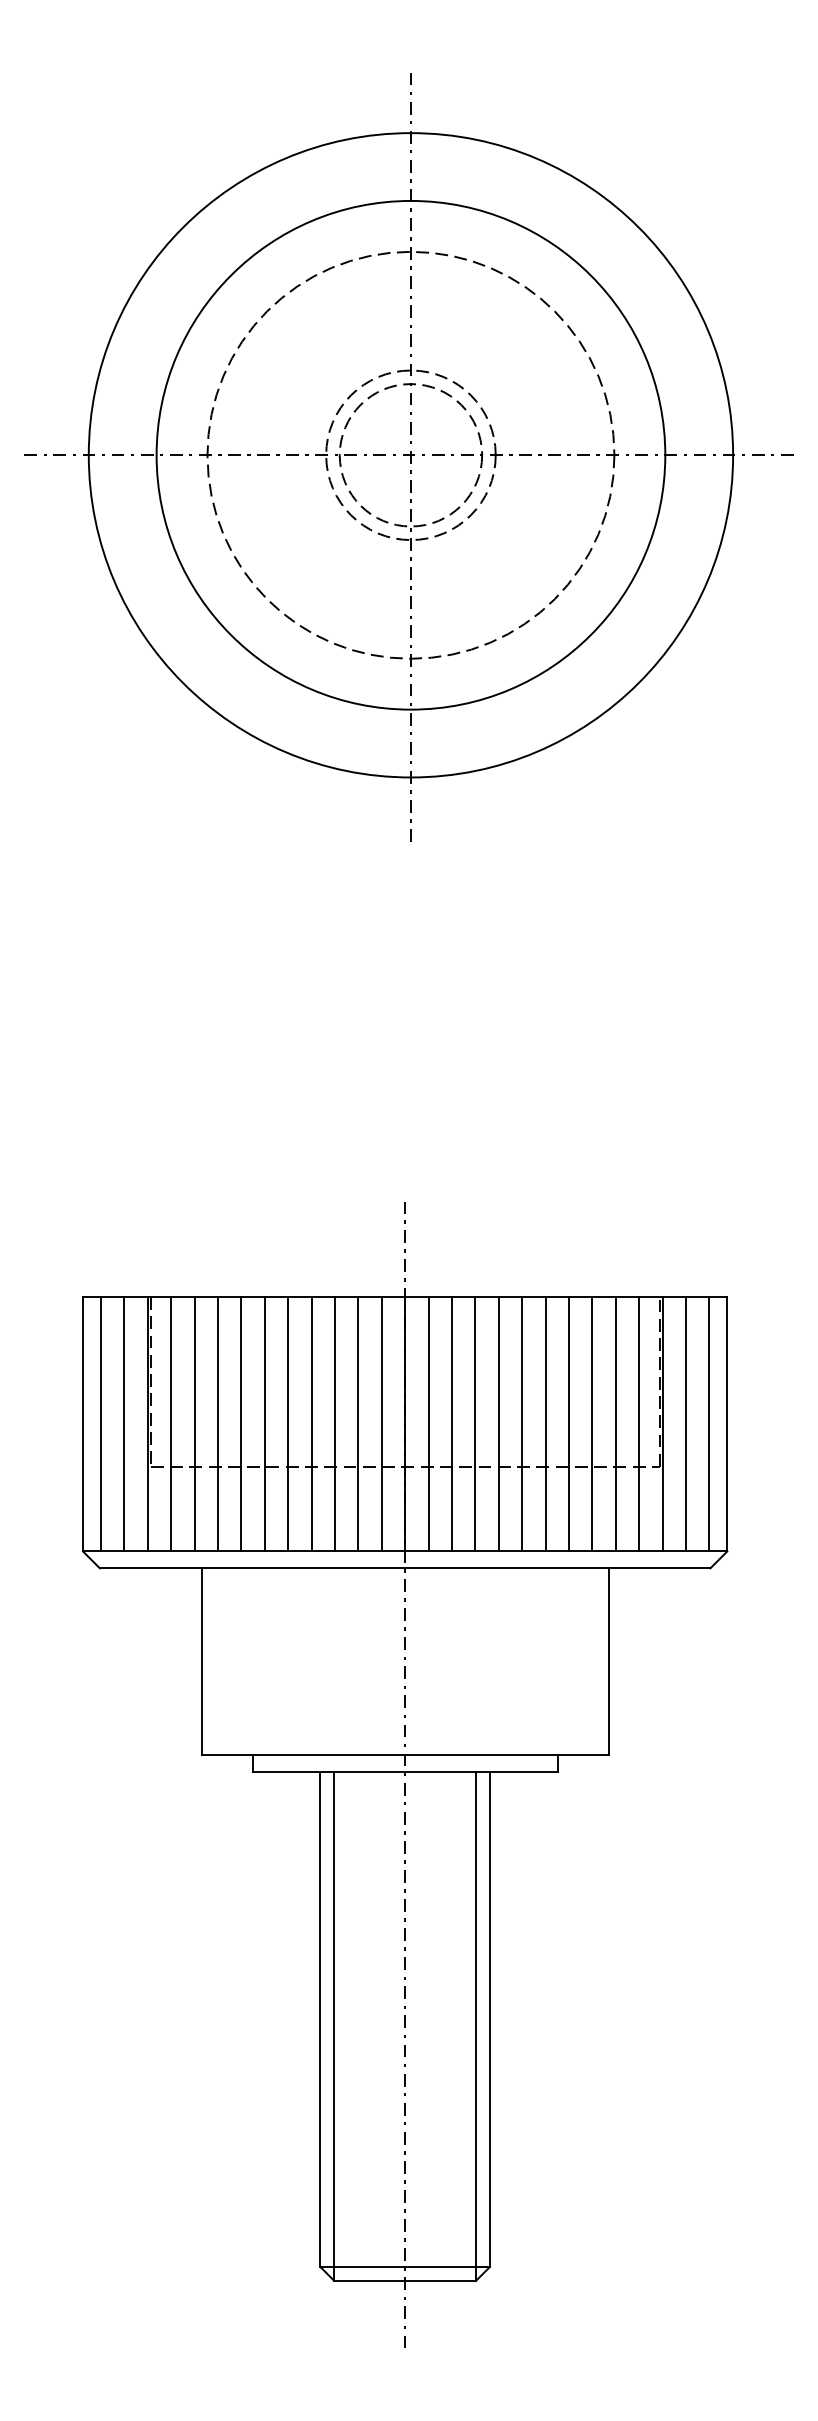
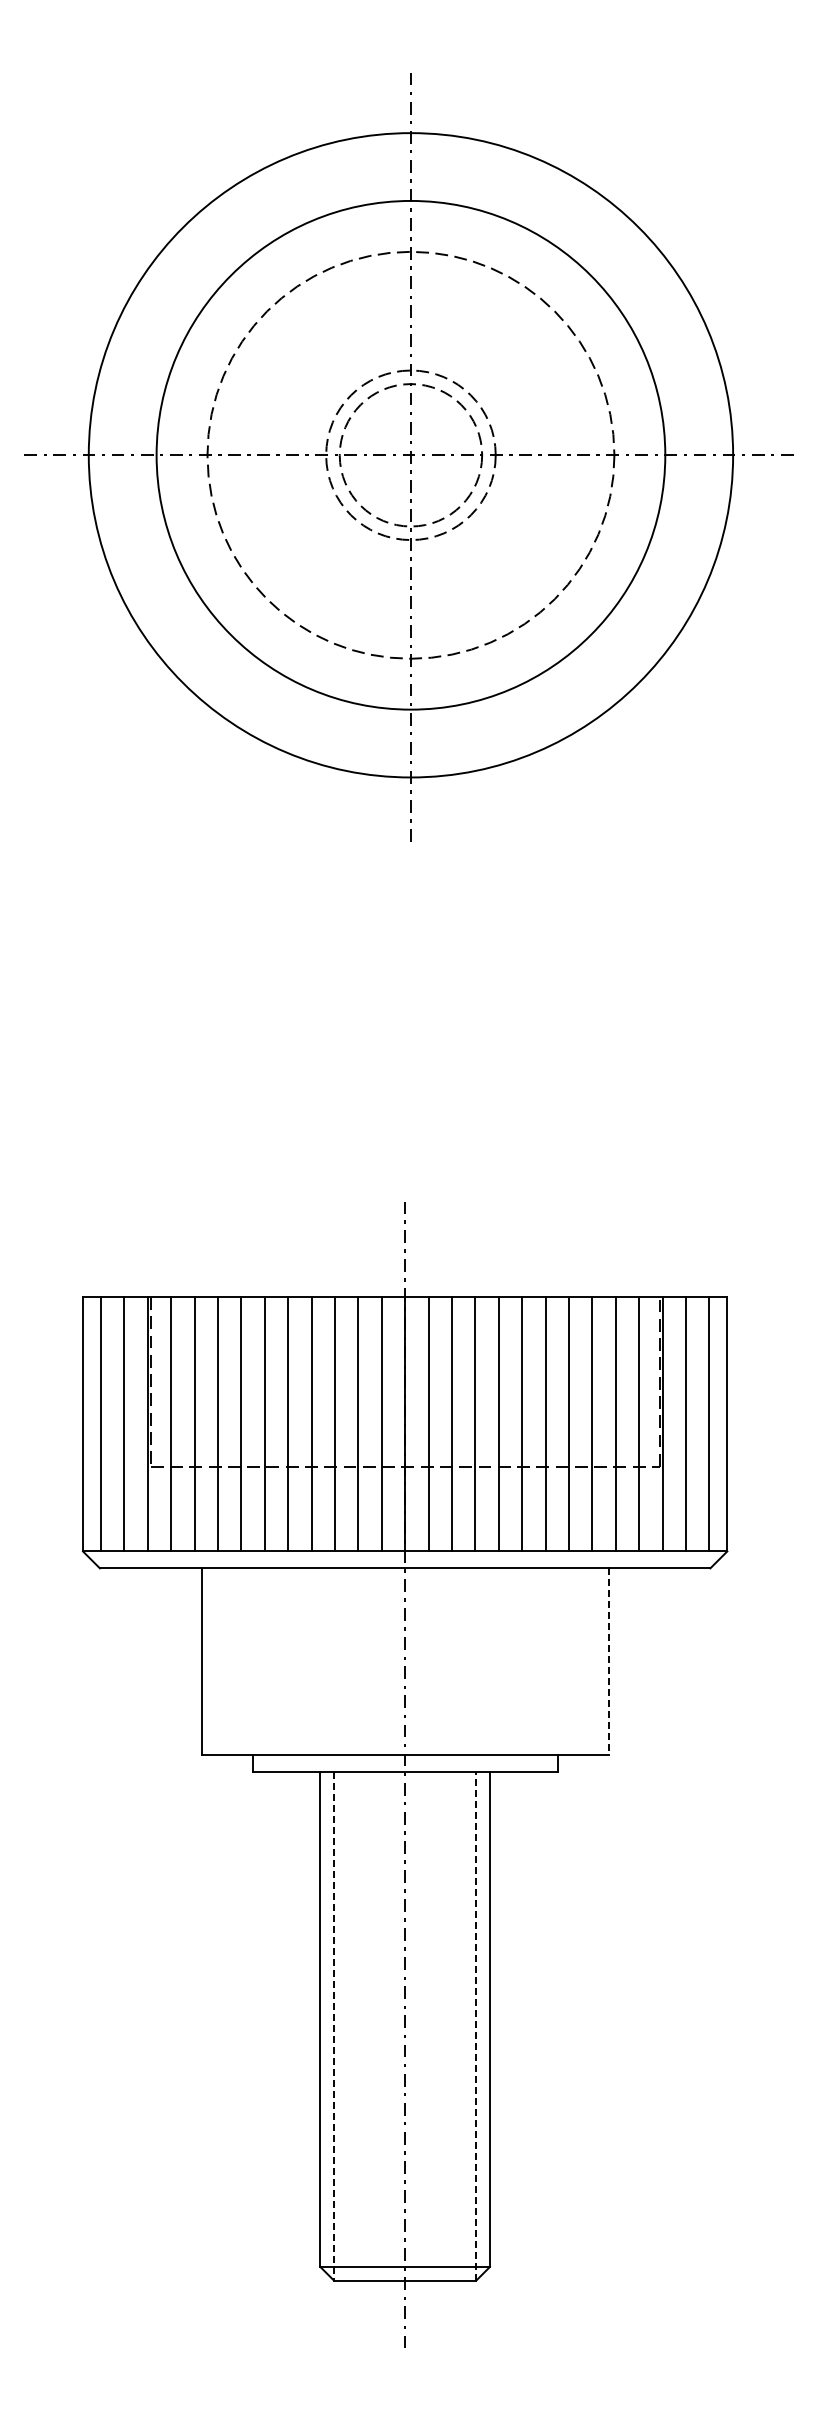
line: solid -> dashed (608, 1662)
line: solid -> dashed (476, 2025)
line: solid -> dashed (333, 2026)
